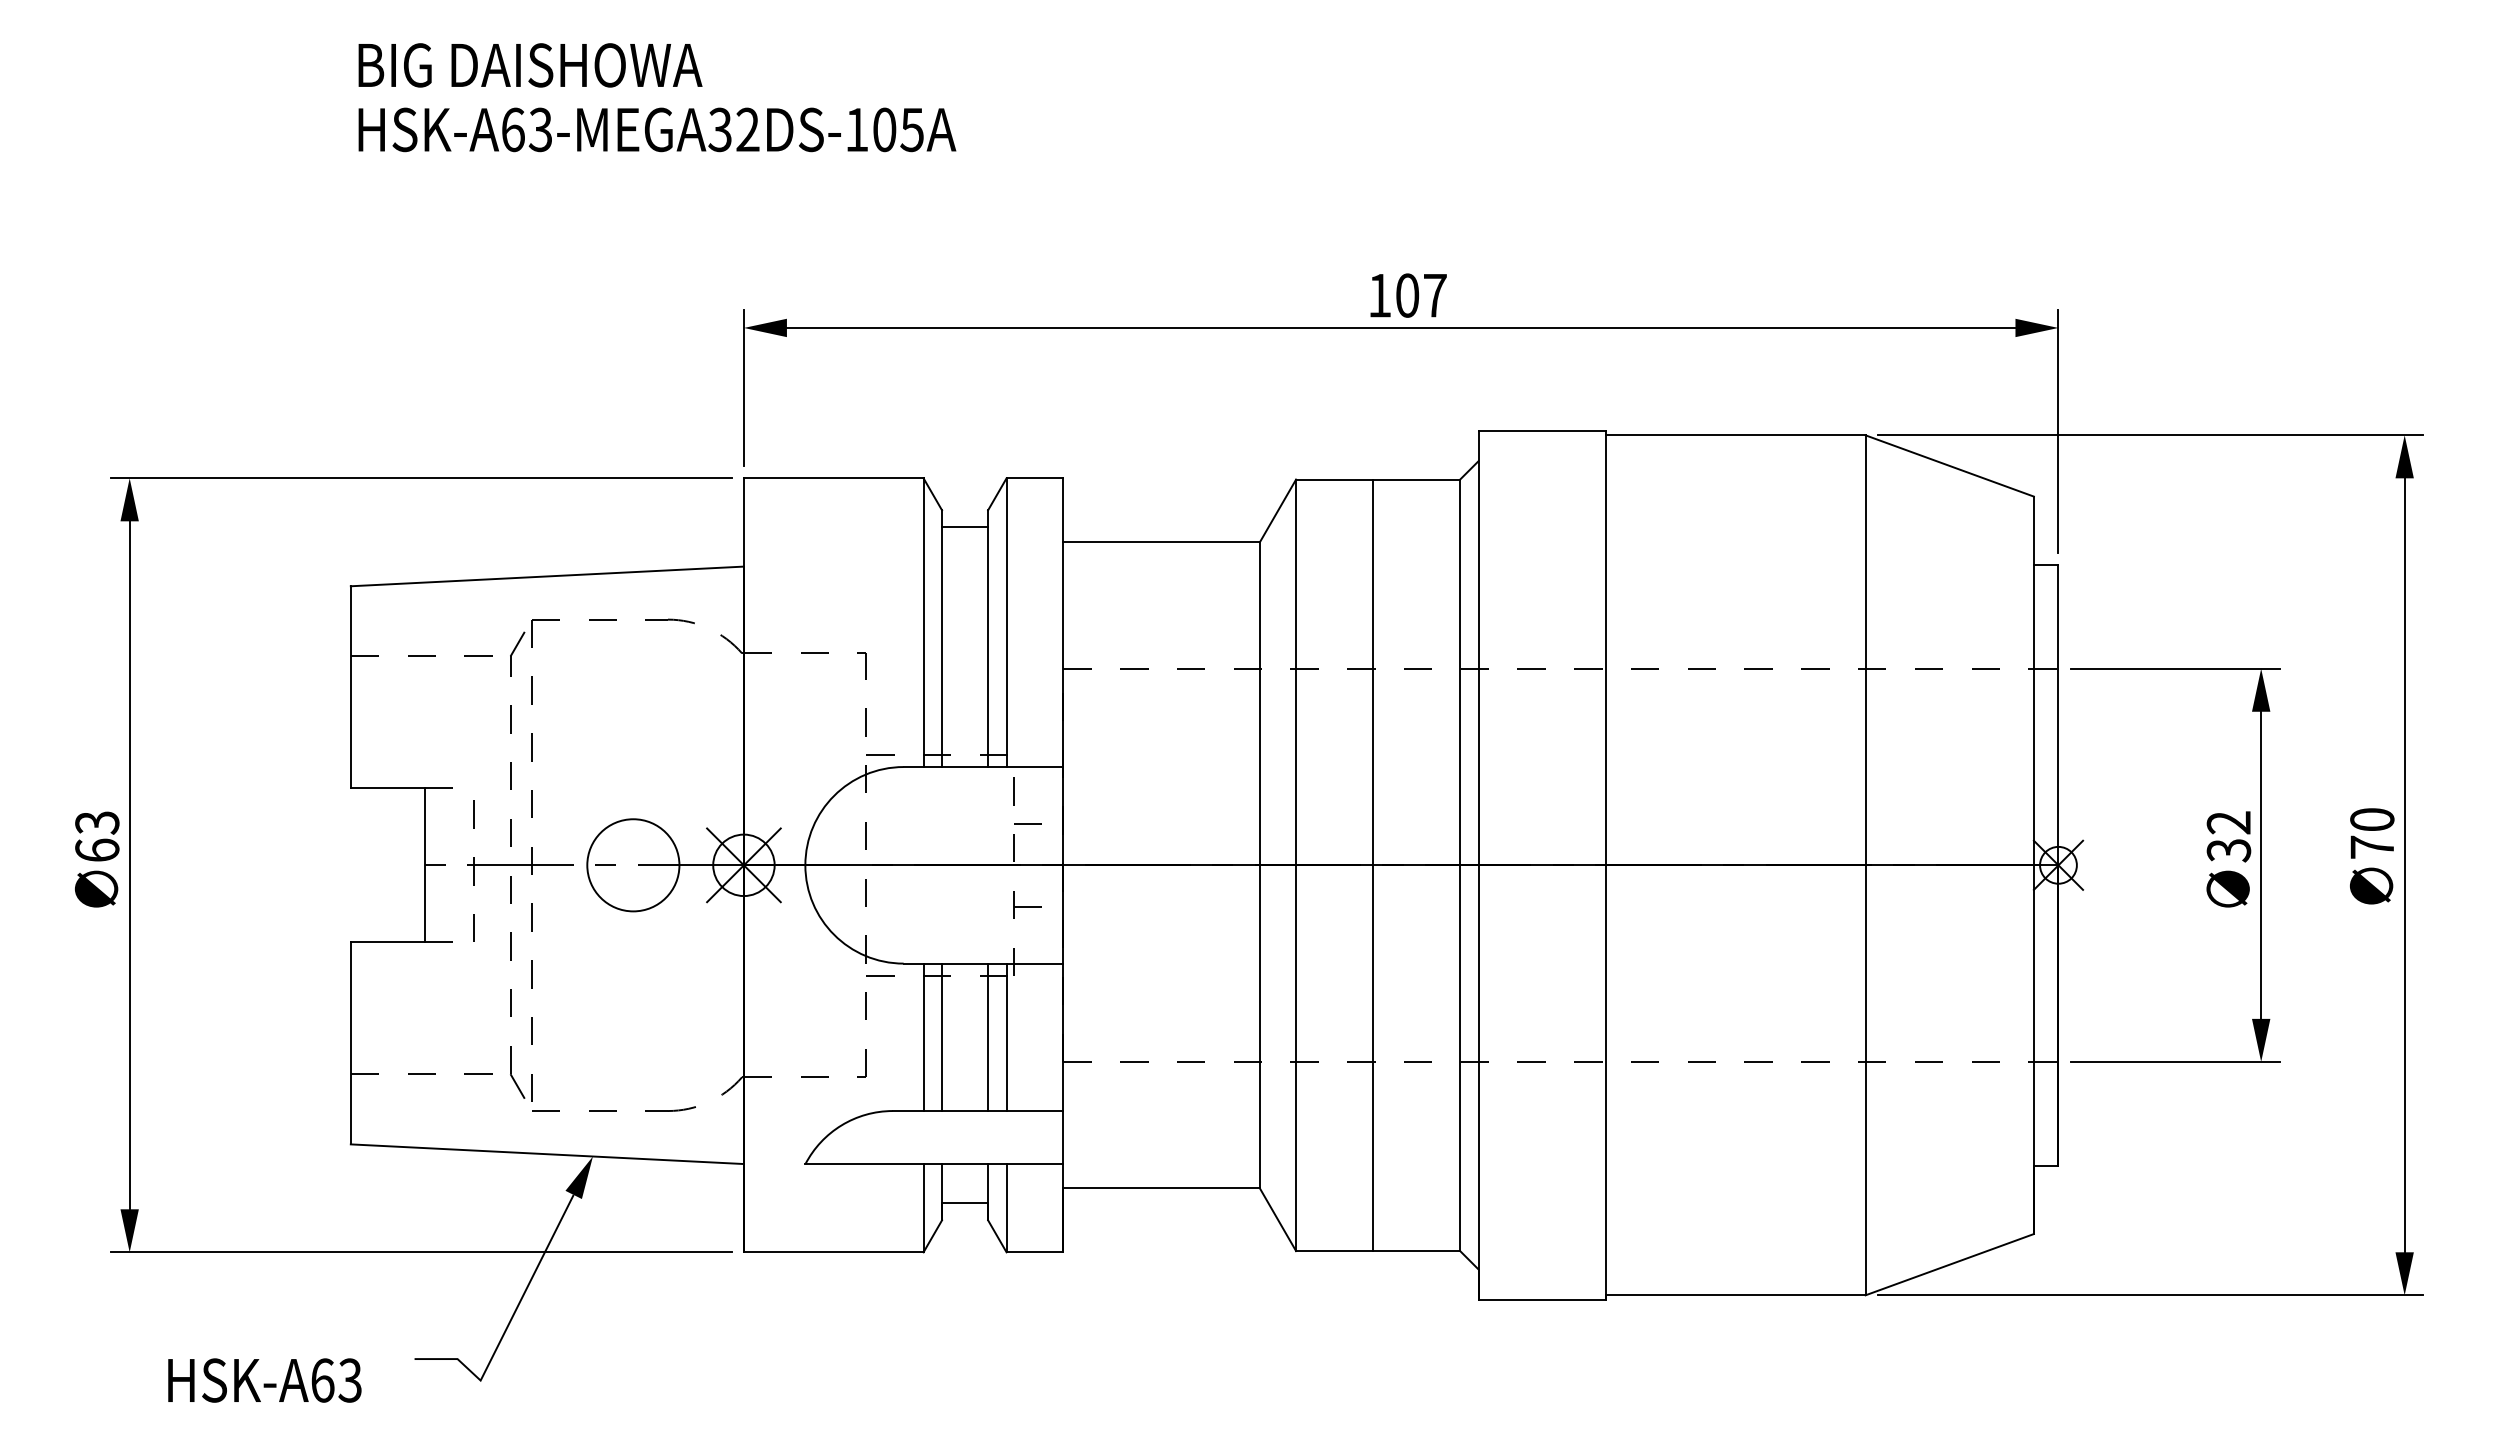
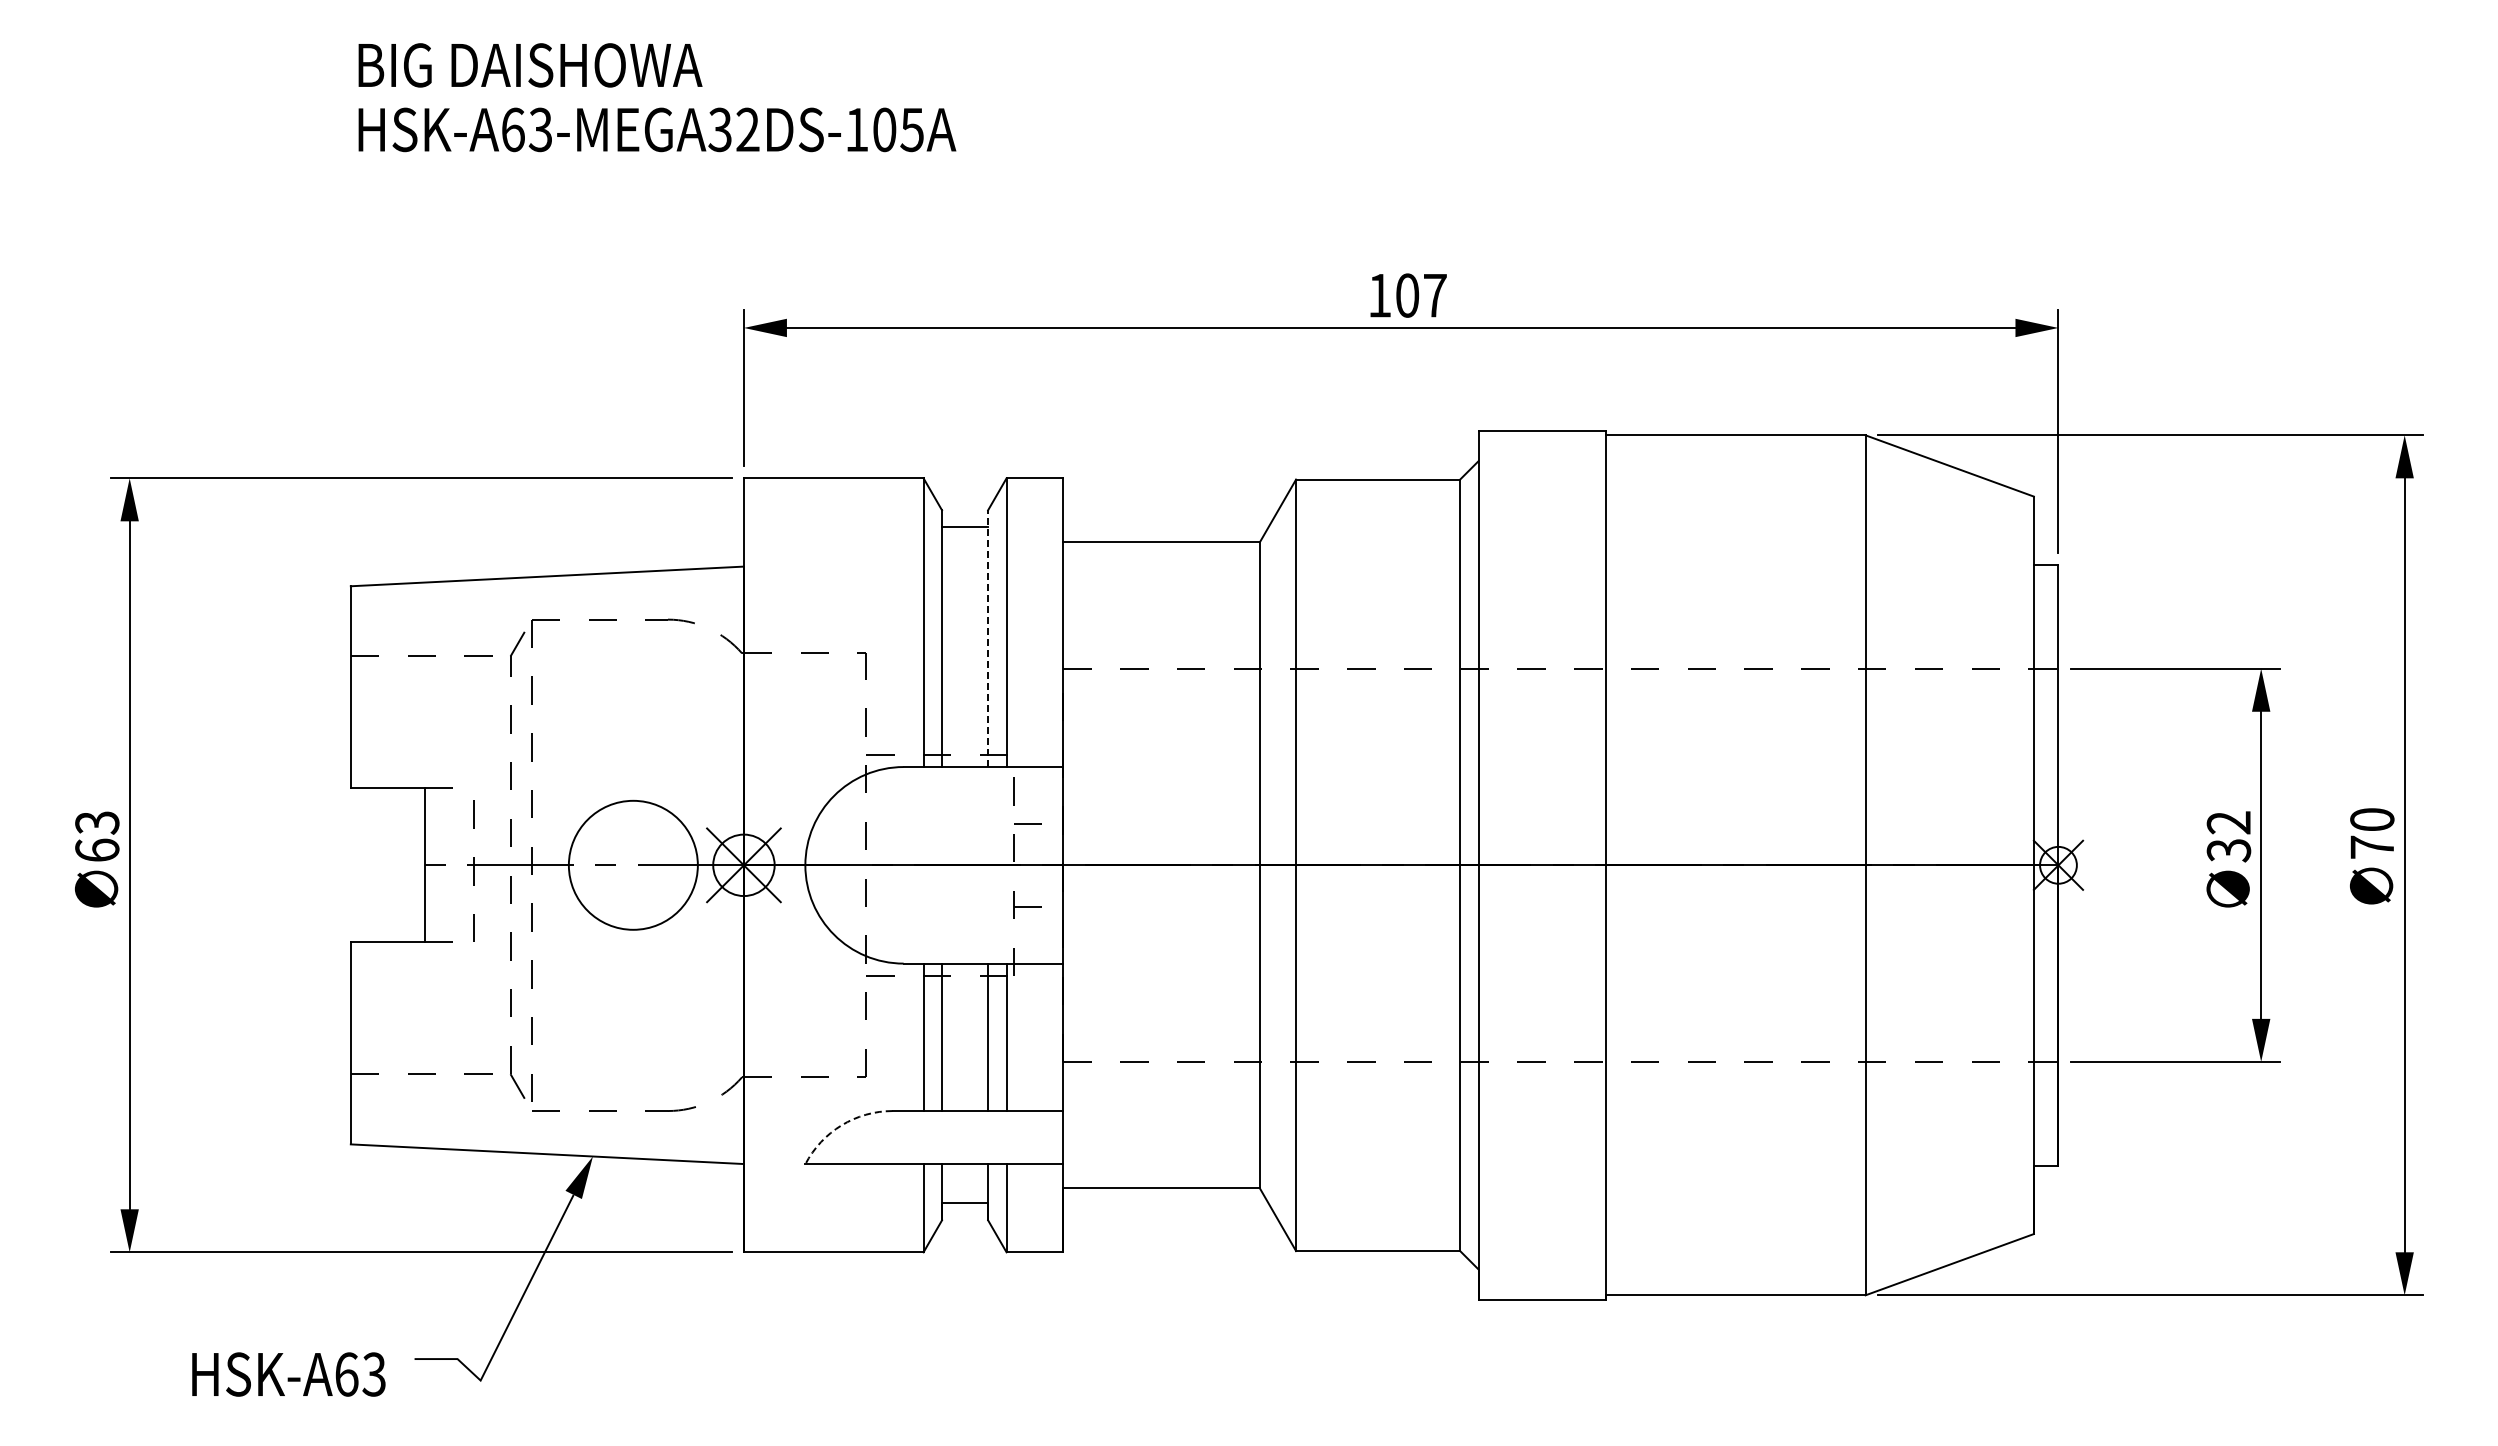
line: solid -> dashed (988, 638)
circle diameter: 92 px -> 129 px (632, 864)
line: present -> none (1372, 865)
arc: solid -> dashed (841, 1125)
text position: (264, 1380) -> (288, 1374) (288, 1374)
